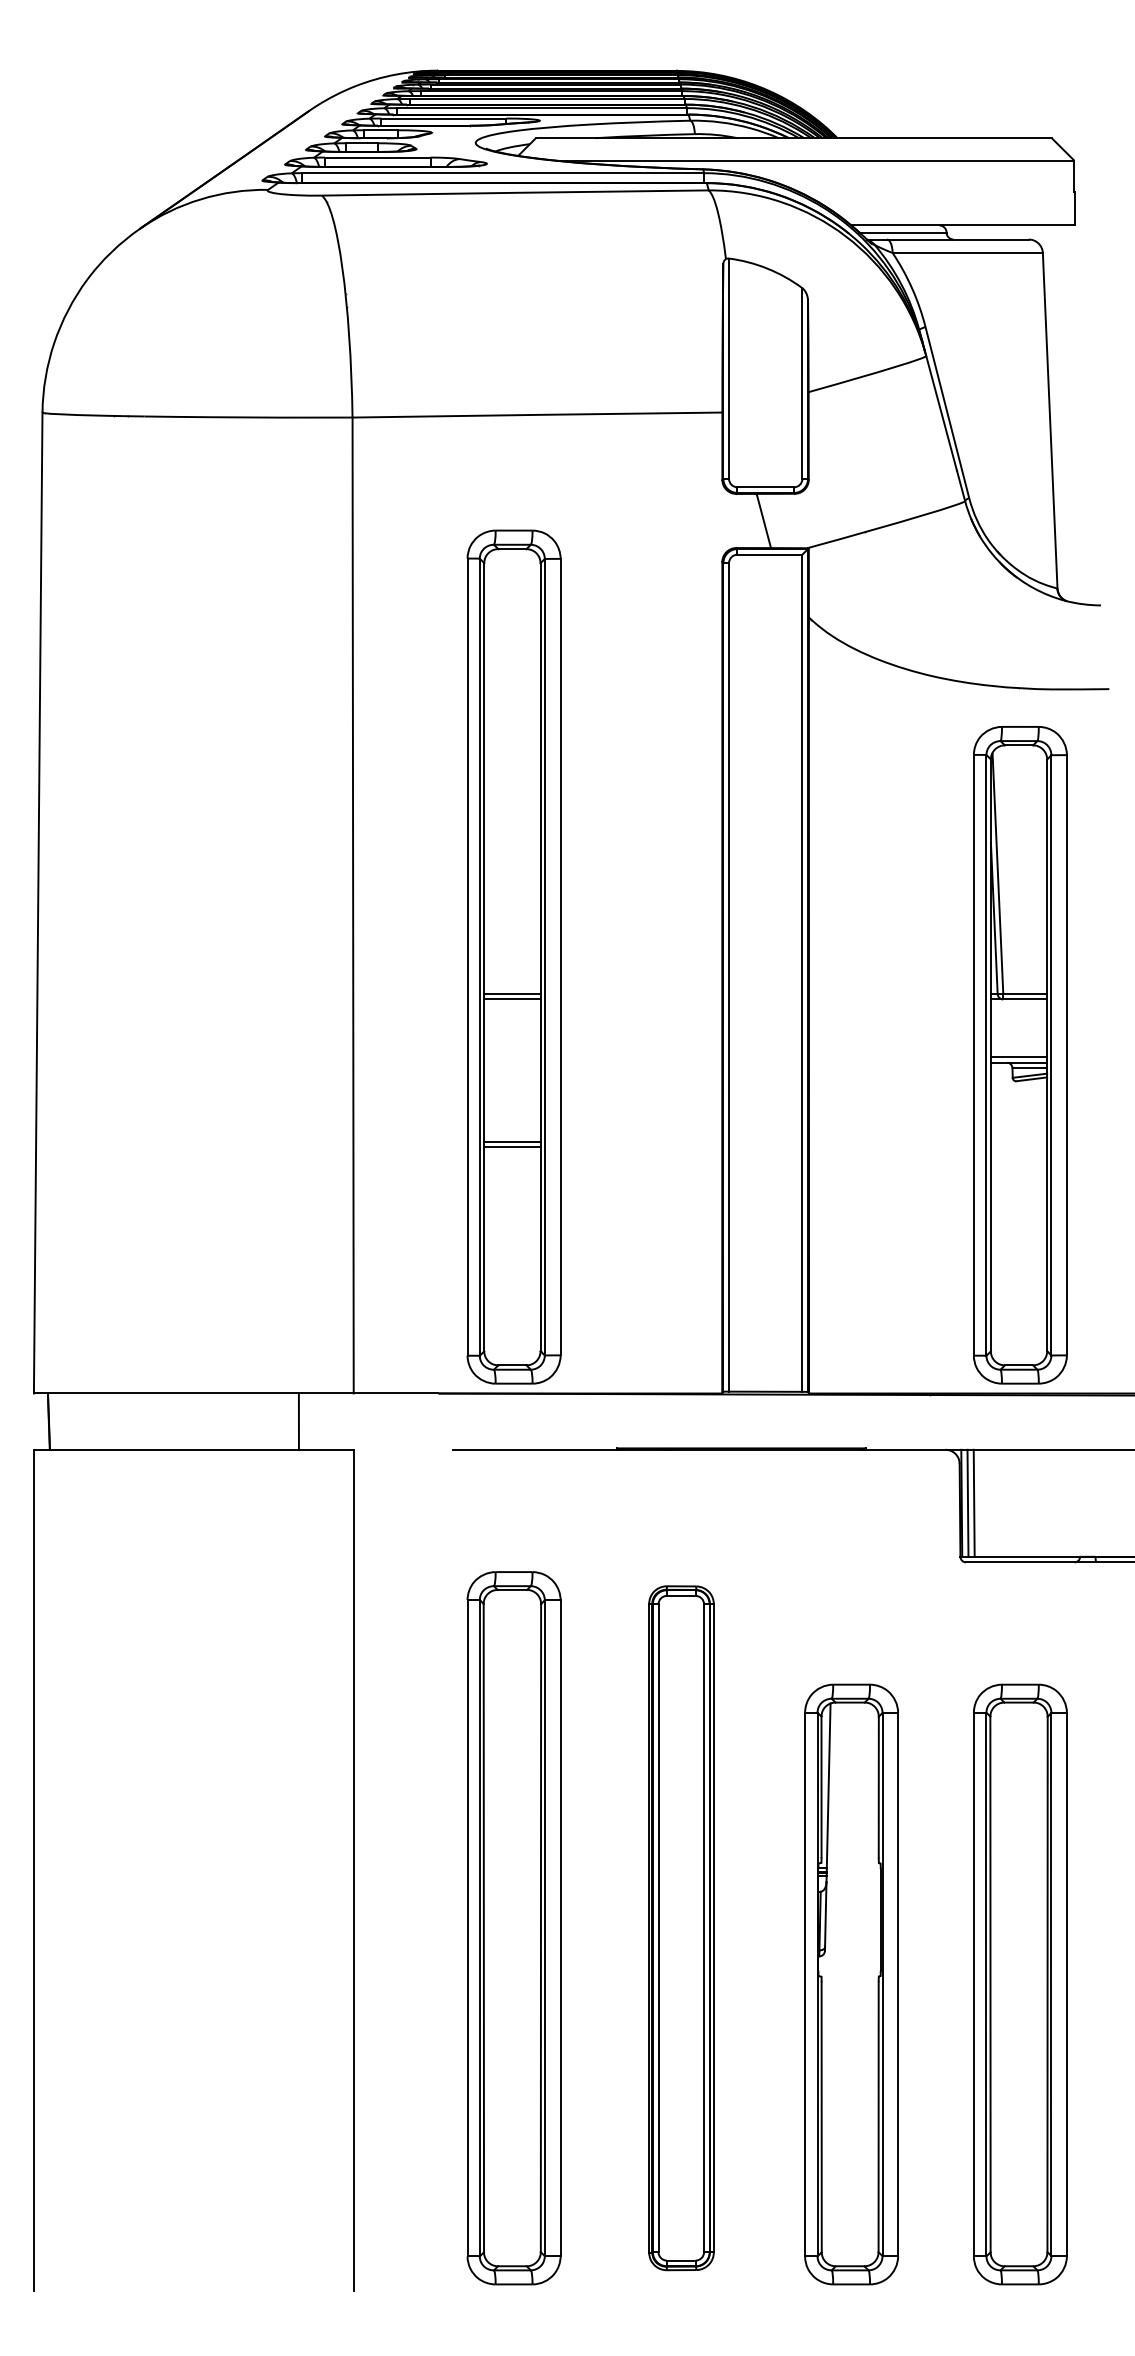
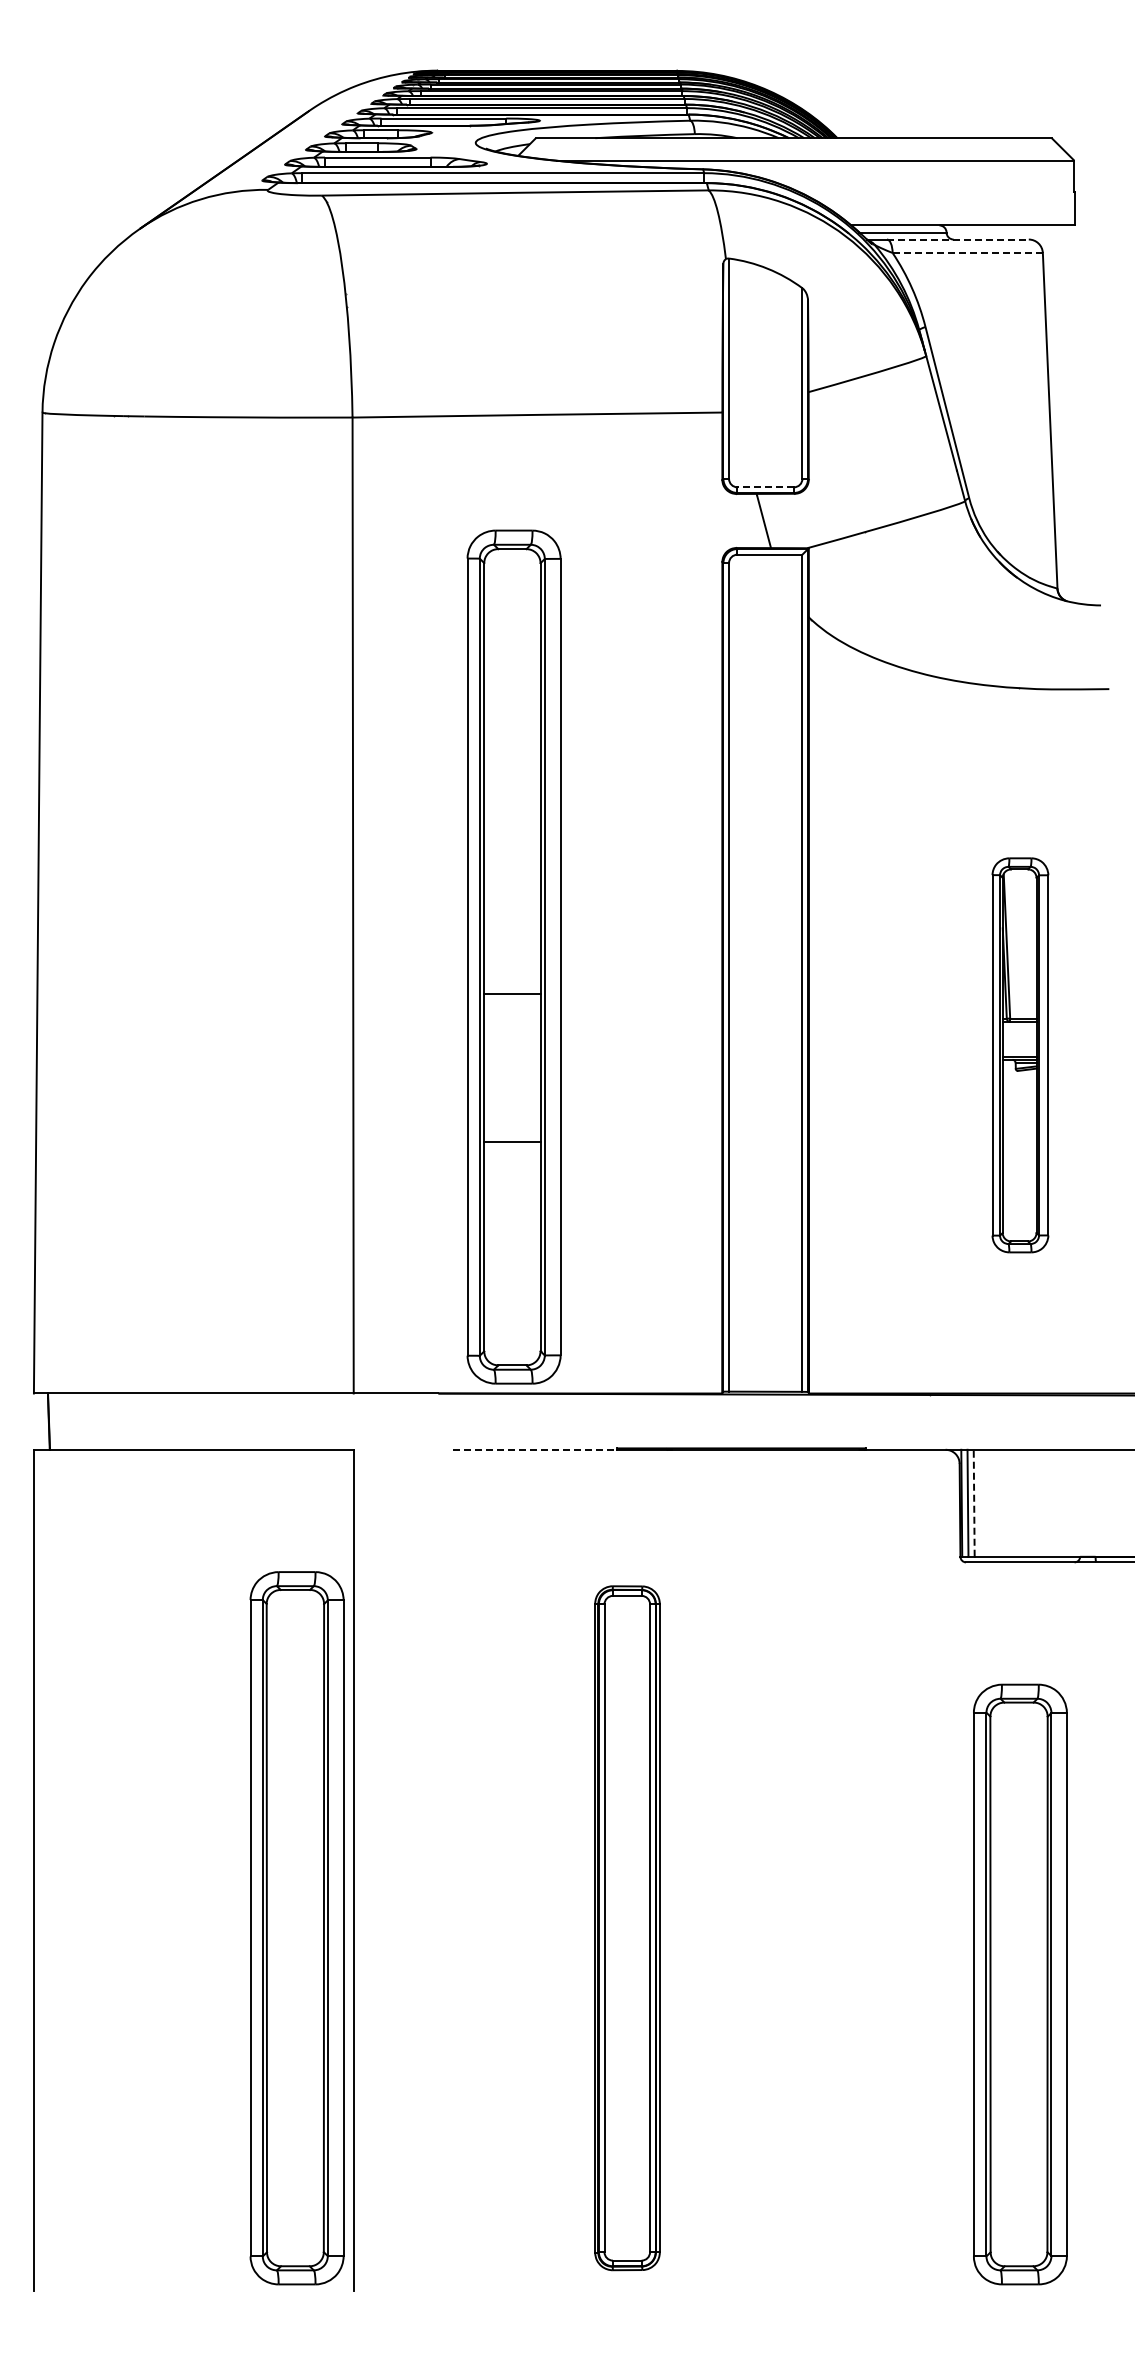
line: solid -> dashed (957, 239)
line: solid -> dashed (967, 253)
line: solid -> dashed (765, 487)
line: present -> none (512, 999)
part size: 95x659 px -> 59x397 px (1020, 1055)
line: present -> none (512, 1147)
line: present -> none (298, 1421)
line: solid -> dashed (535, 1449)
line: solid -> dashed (974, 1502)
part position: (513, 1928) -> (296, 1928) (296, 1928)
part position: (681, 1928) -> (627, 1928) (627, 1928)
part: present -> none (851, 1984)
